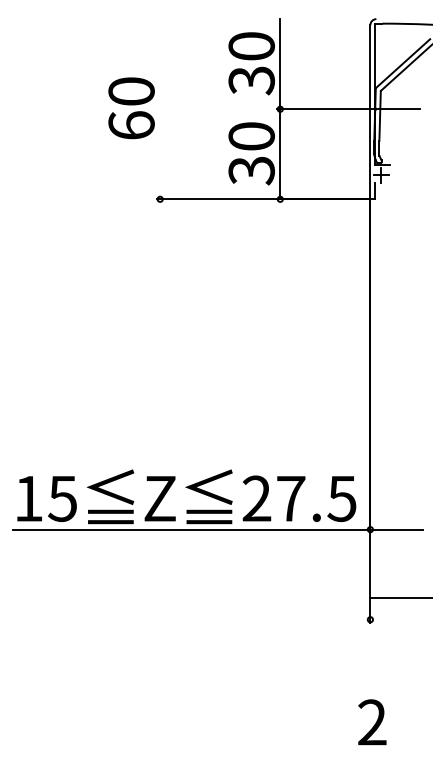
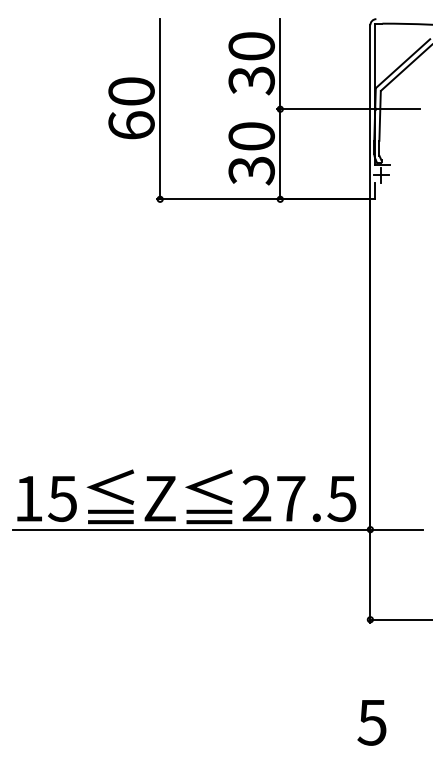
line: none -> present (160, 109)
line position: (399, 597) -> (399, 619) (399, 619)
text: 2 -> 5 (371, 722)
